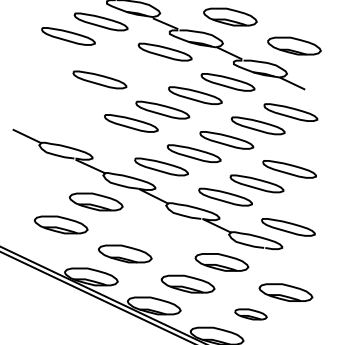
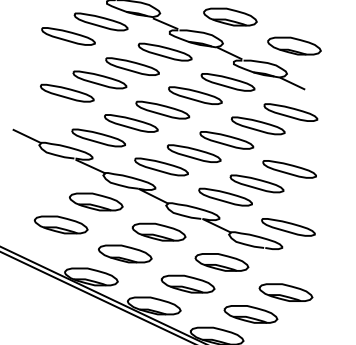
part: none -> present (132, 66)
part: none -> present (66, 92)
part: none -> present (98, 137)
part: none -> present (158, 231)
part size: 34x13 px -> 56x19 px (250, 314)
